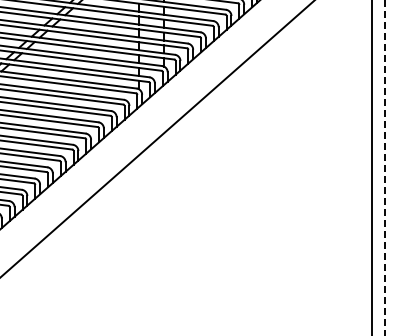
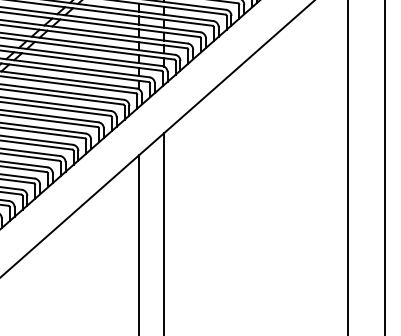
line position: (372, 167) -> (348, 167) (348, 167)
line: dashed -> solid (384, 167)
line: none -> present (164, 232)
line: none -> present (138, 243)
